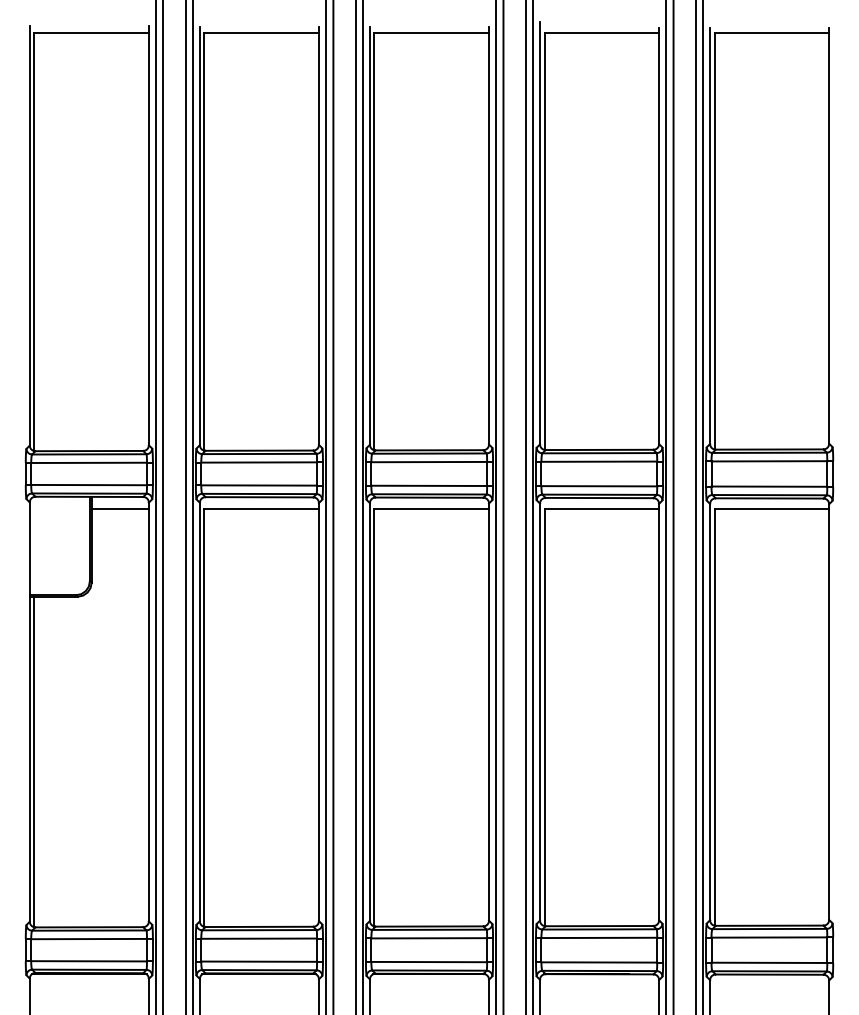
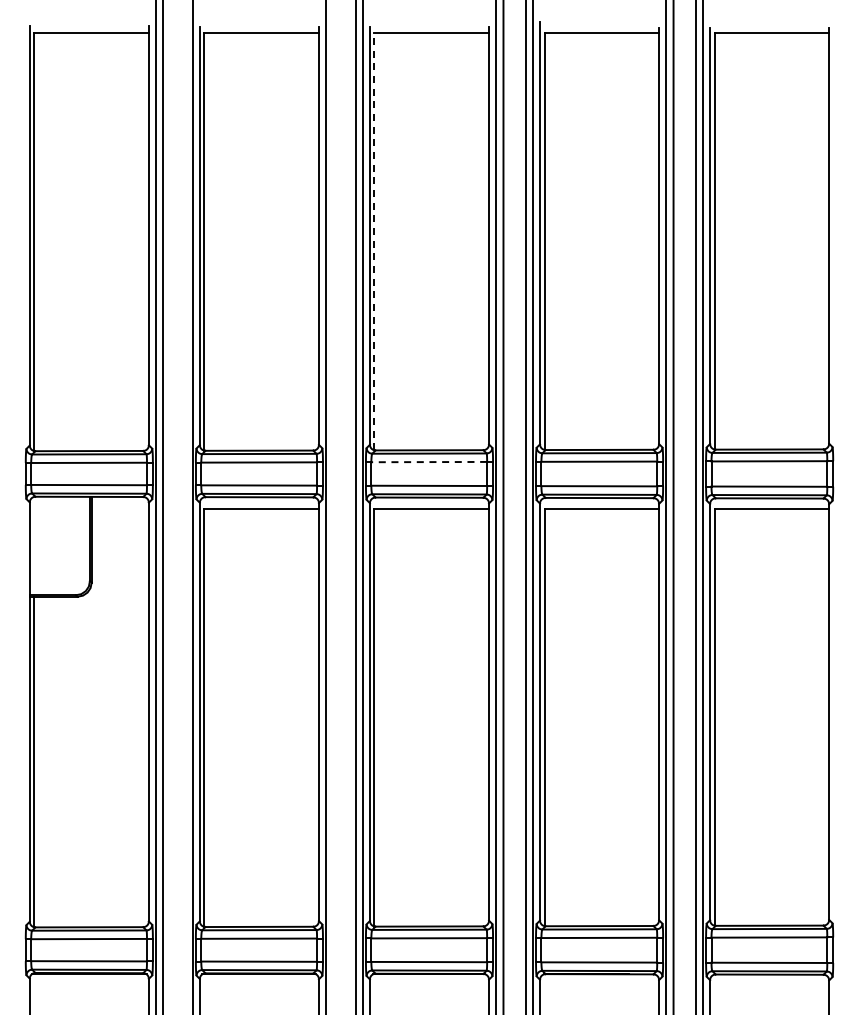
line: solid -> dashed (374, 241)
line: solid -> dashed (429, 462)
line: present -> none (185, 506)
line: present -> none (333, 506)
line: present -> none (119, 509)
